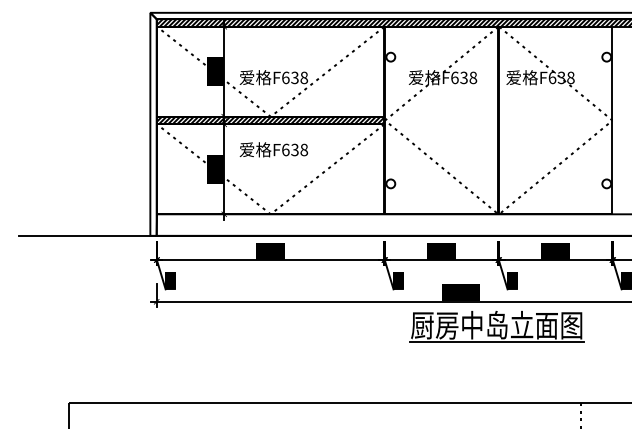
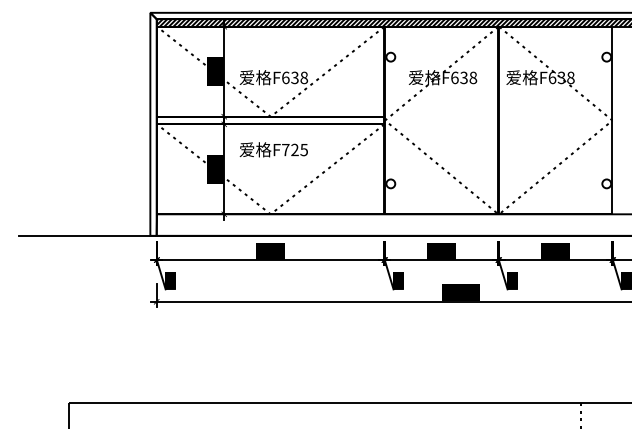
hatch: present -> none (270, 120)
text: F638 -> F725 (295, 149)
part: present -> none (496, 326)
